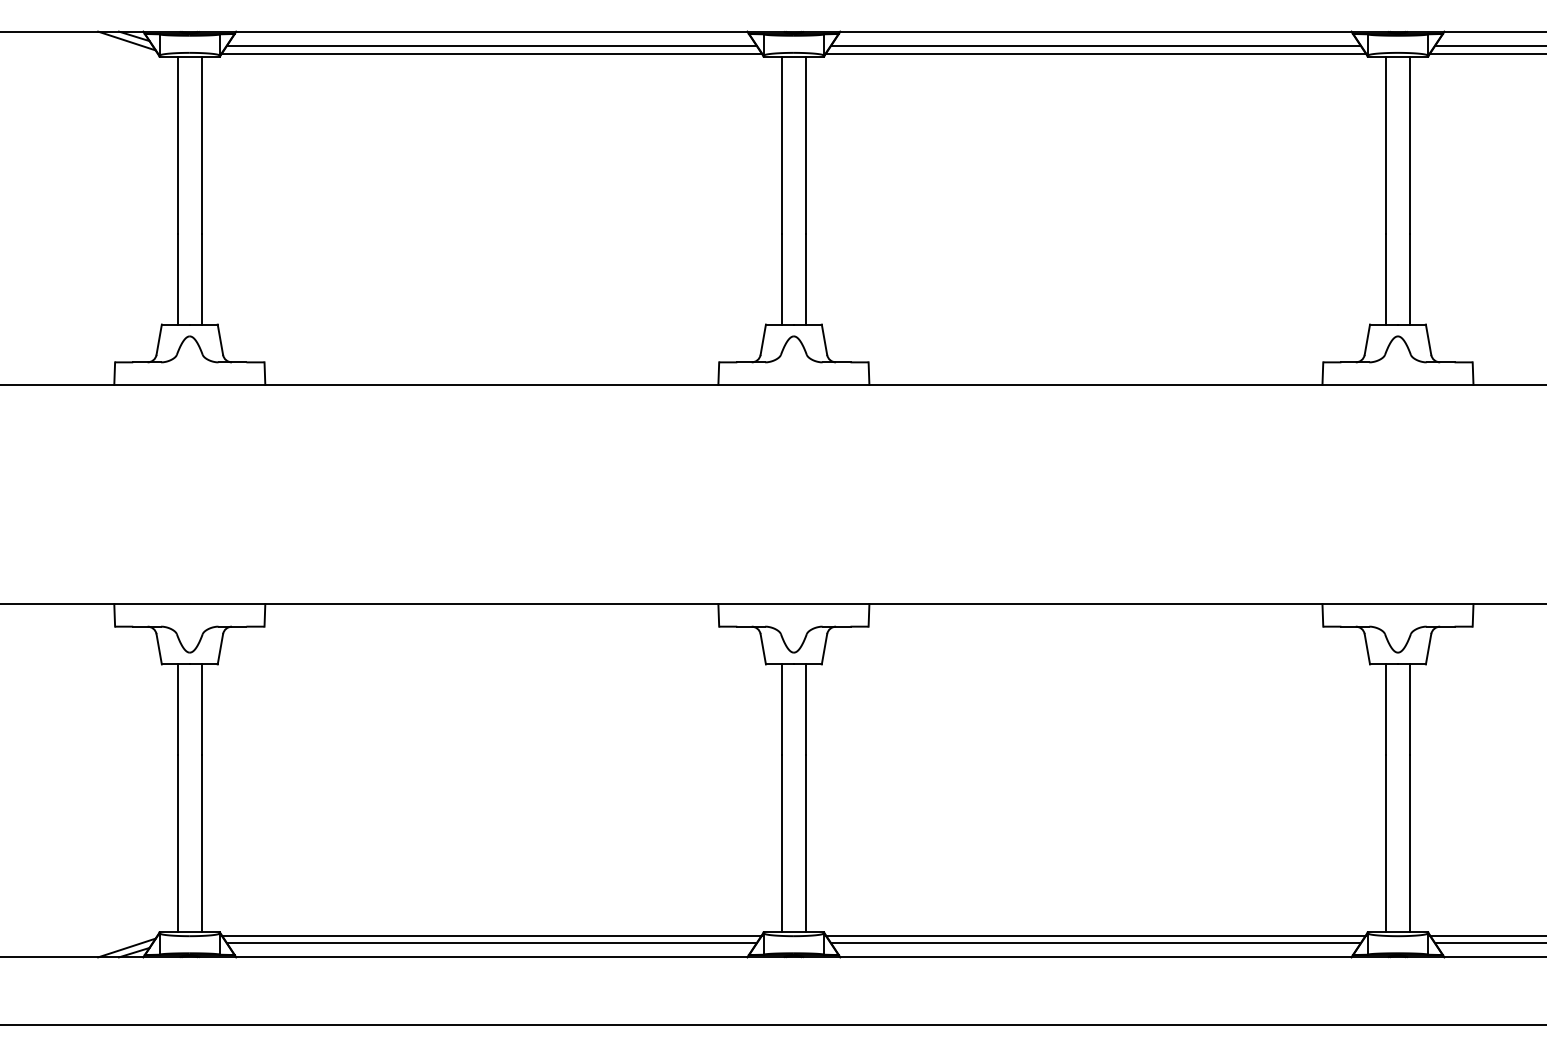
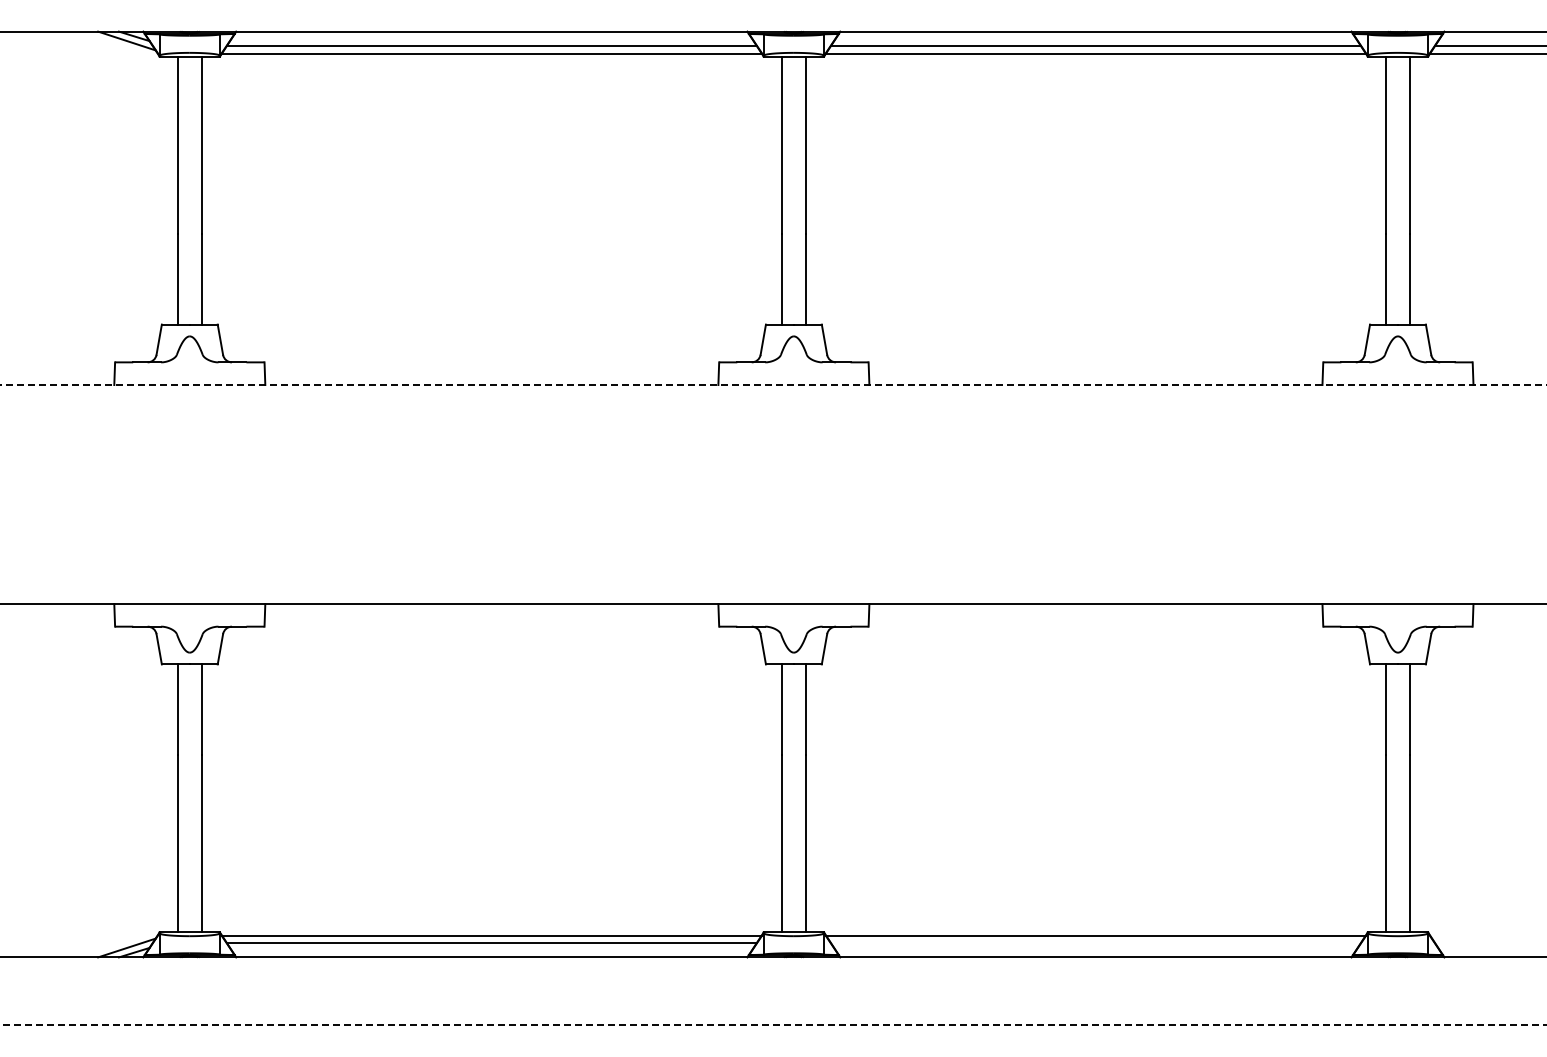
line: solid -> dashed (773, 385)
line: present -> none (1486, 935)
line: present -> none (1095, 943)
line: present -> none (1489, 943)
line: solid -> dashed (773, 1025)
